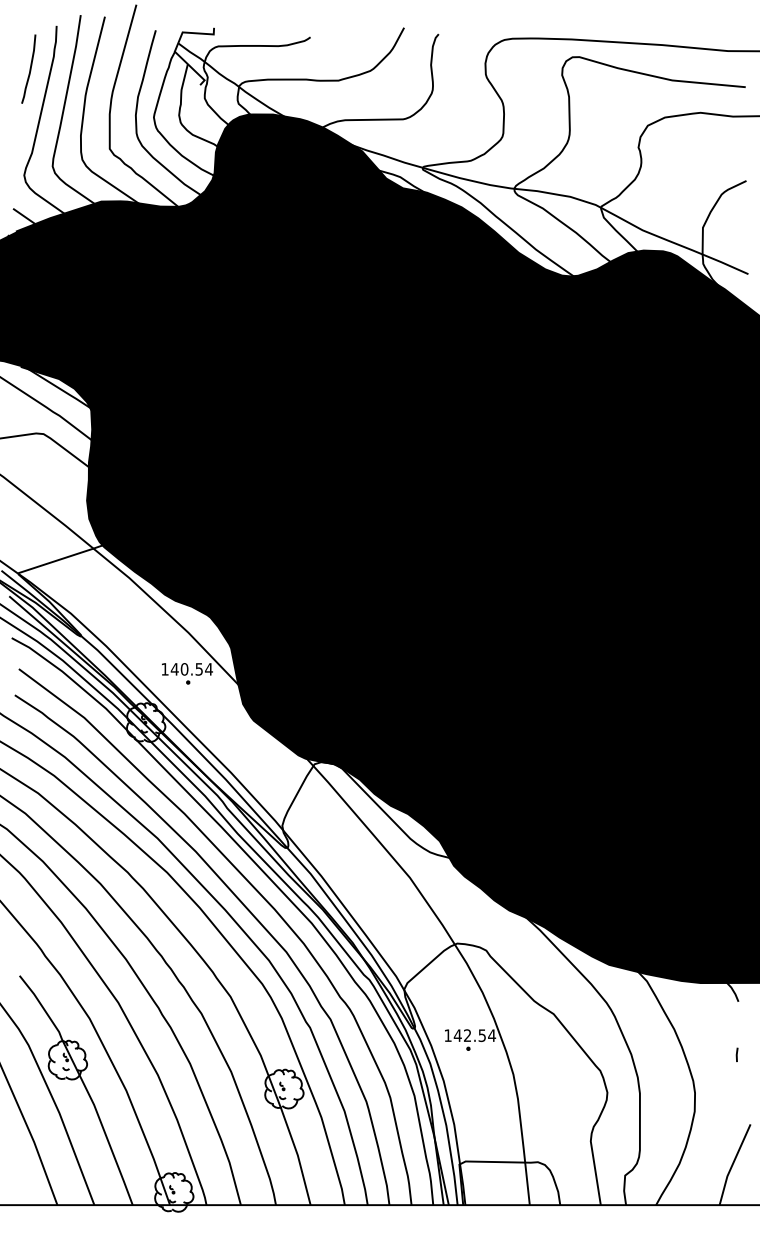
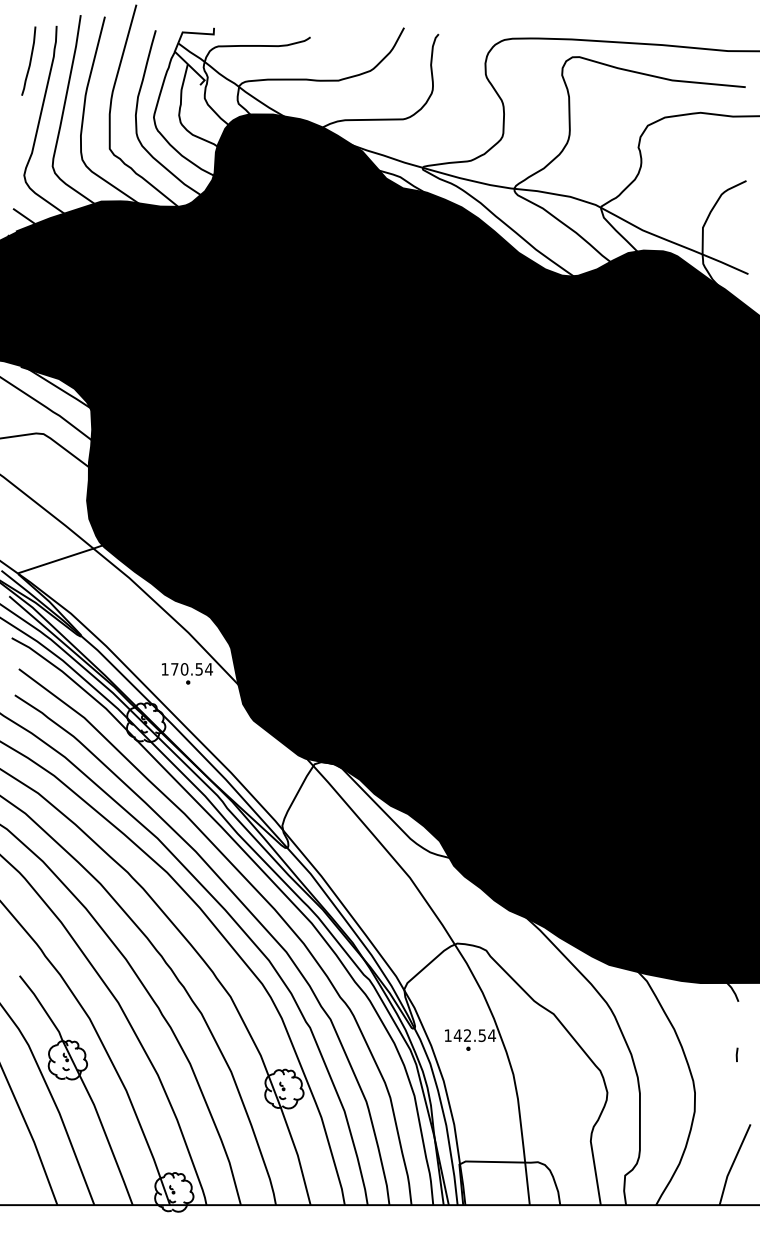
curve position: (29, 68) -> (29, 60) (29, 60)
text: 140.54 -> 170.54 (174, 669)
